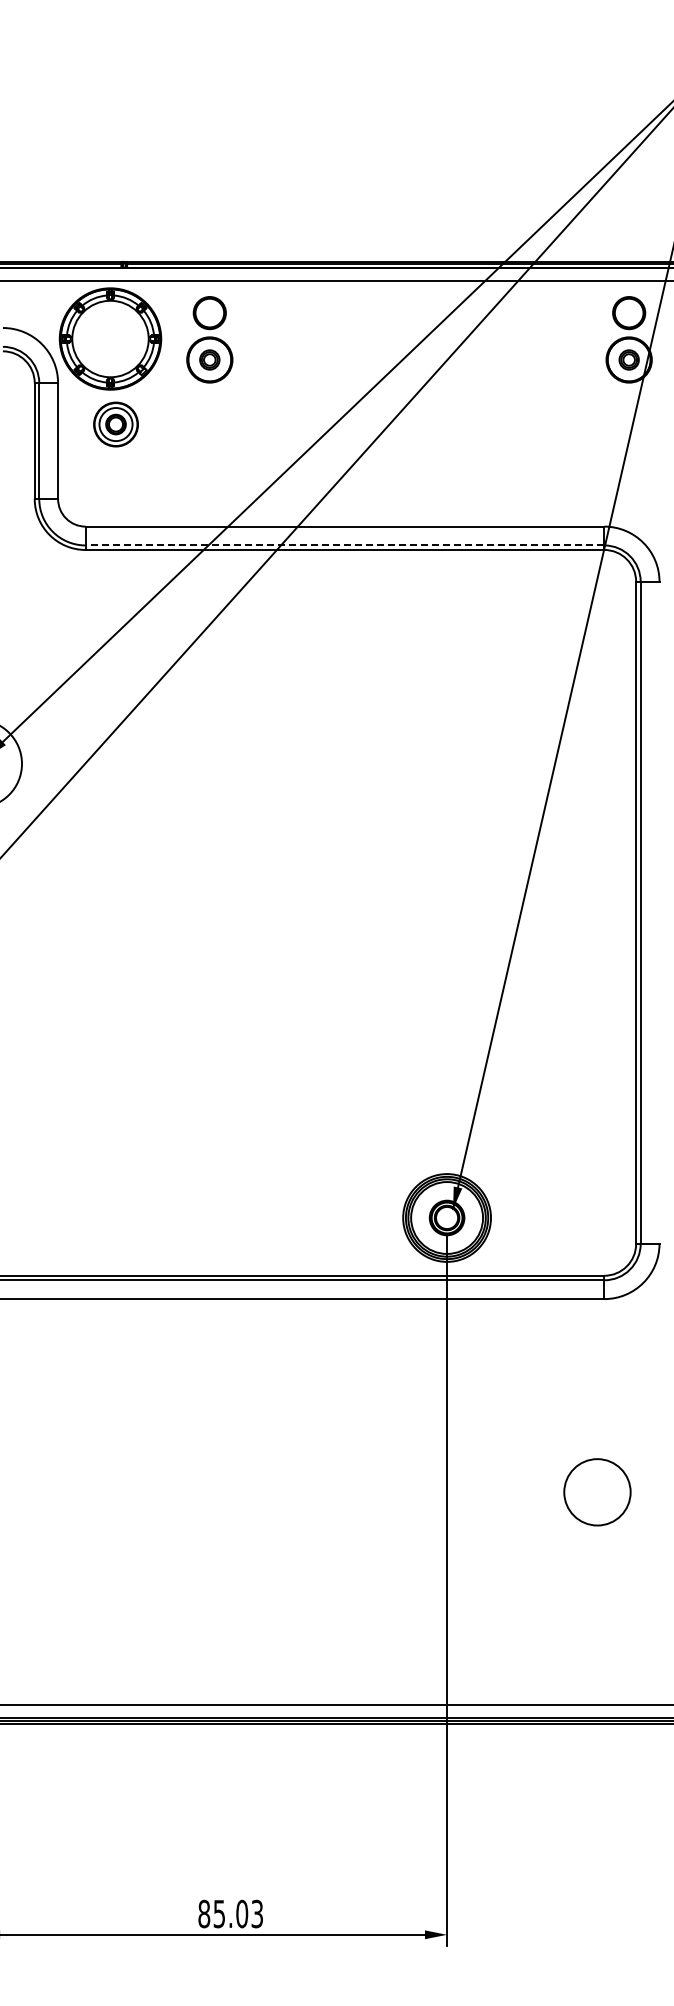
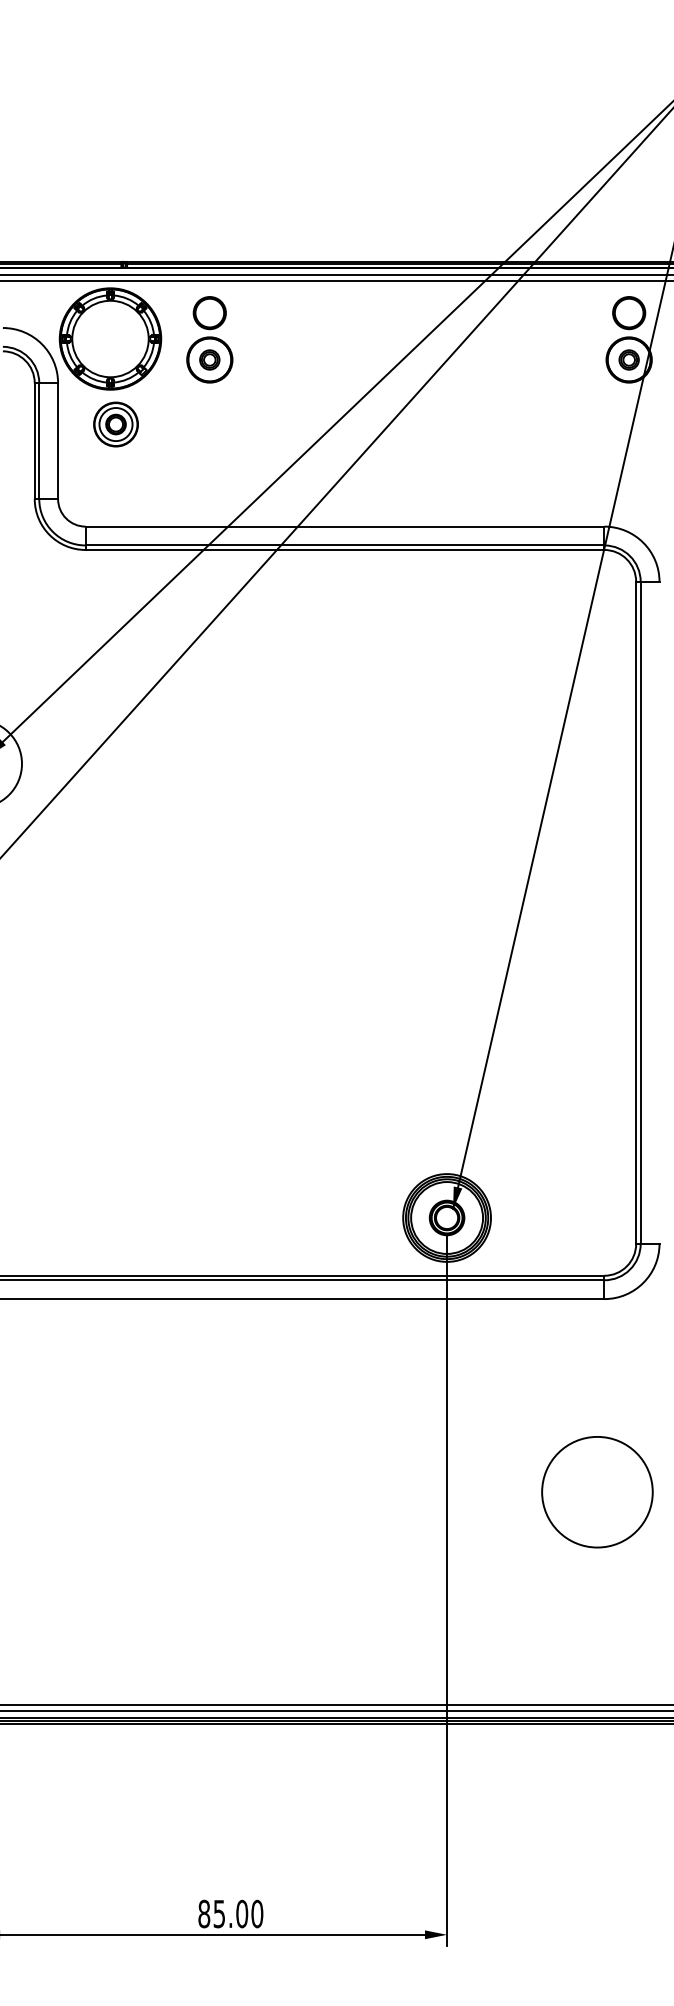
line: none -> present (336, 275)
line: dashed -> solid (344, 545)
circle size: 69x69 px -> 113x113 px (597, 1492)
line: none -> present (336, 1710)
text: 85.03 -> 85.00 (257, 1913)
